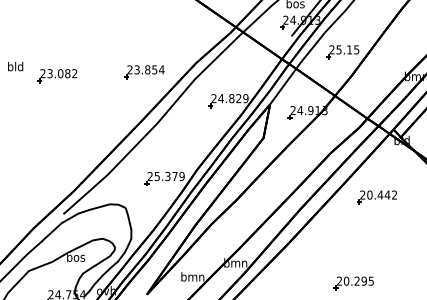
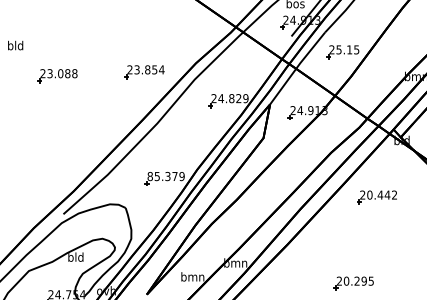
text position: (15, 66) -> (15, 45) (15, 45)
text: 23.082 -> 23.088 (74, 73)
text: 25.379 -> 85.379 (149, 176)
text: bos -> bld (76, 256)
